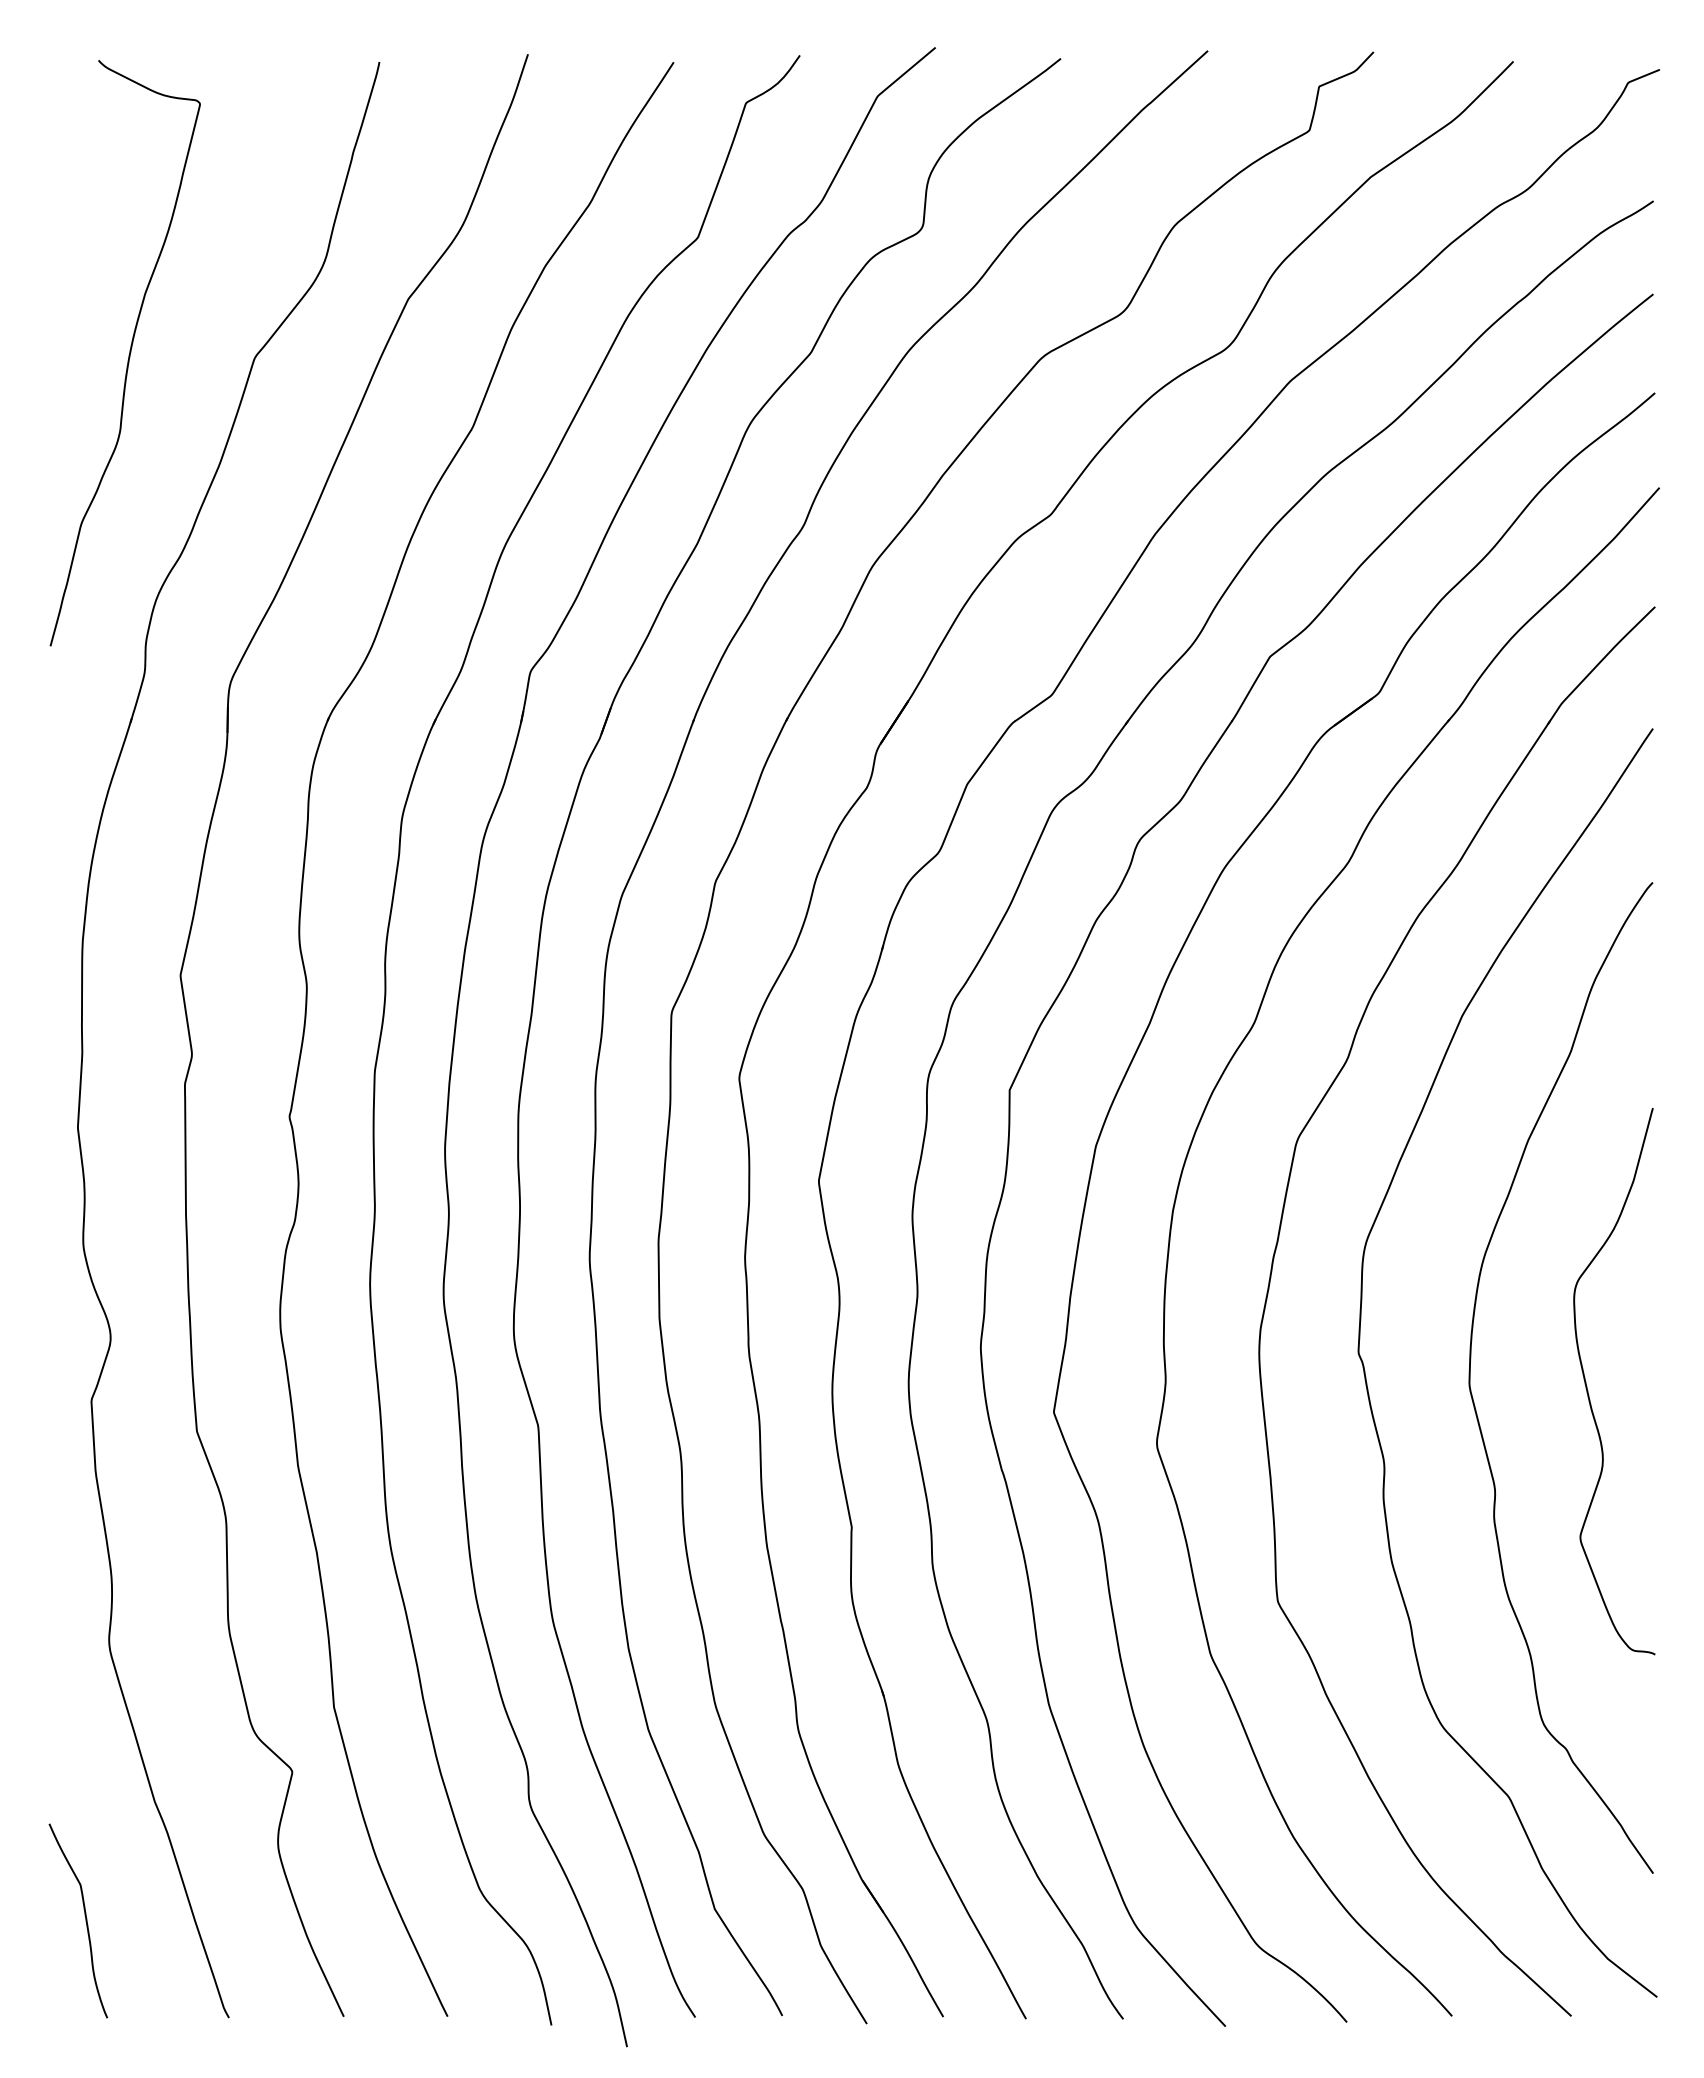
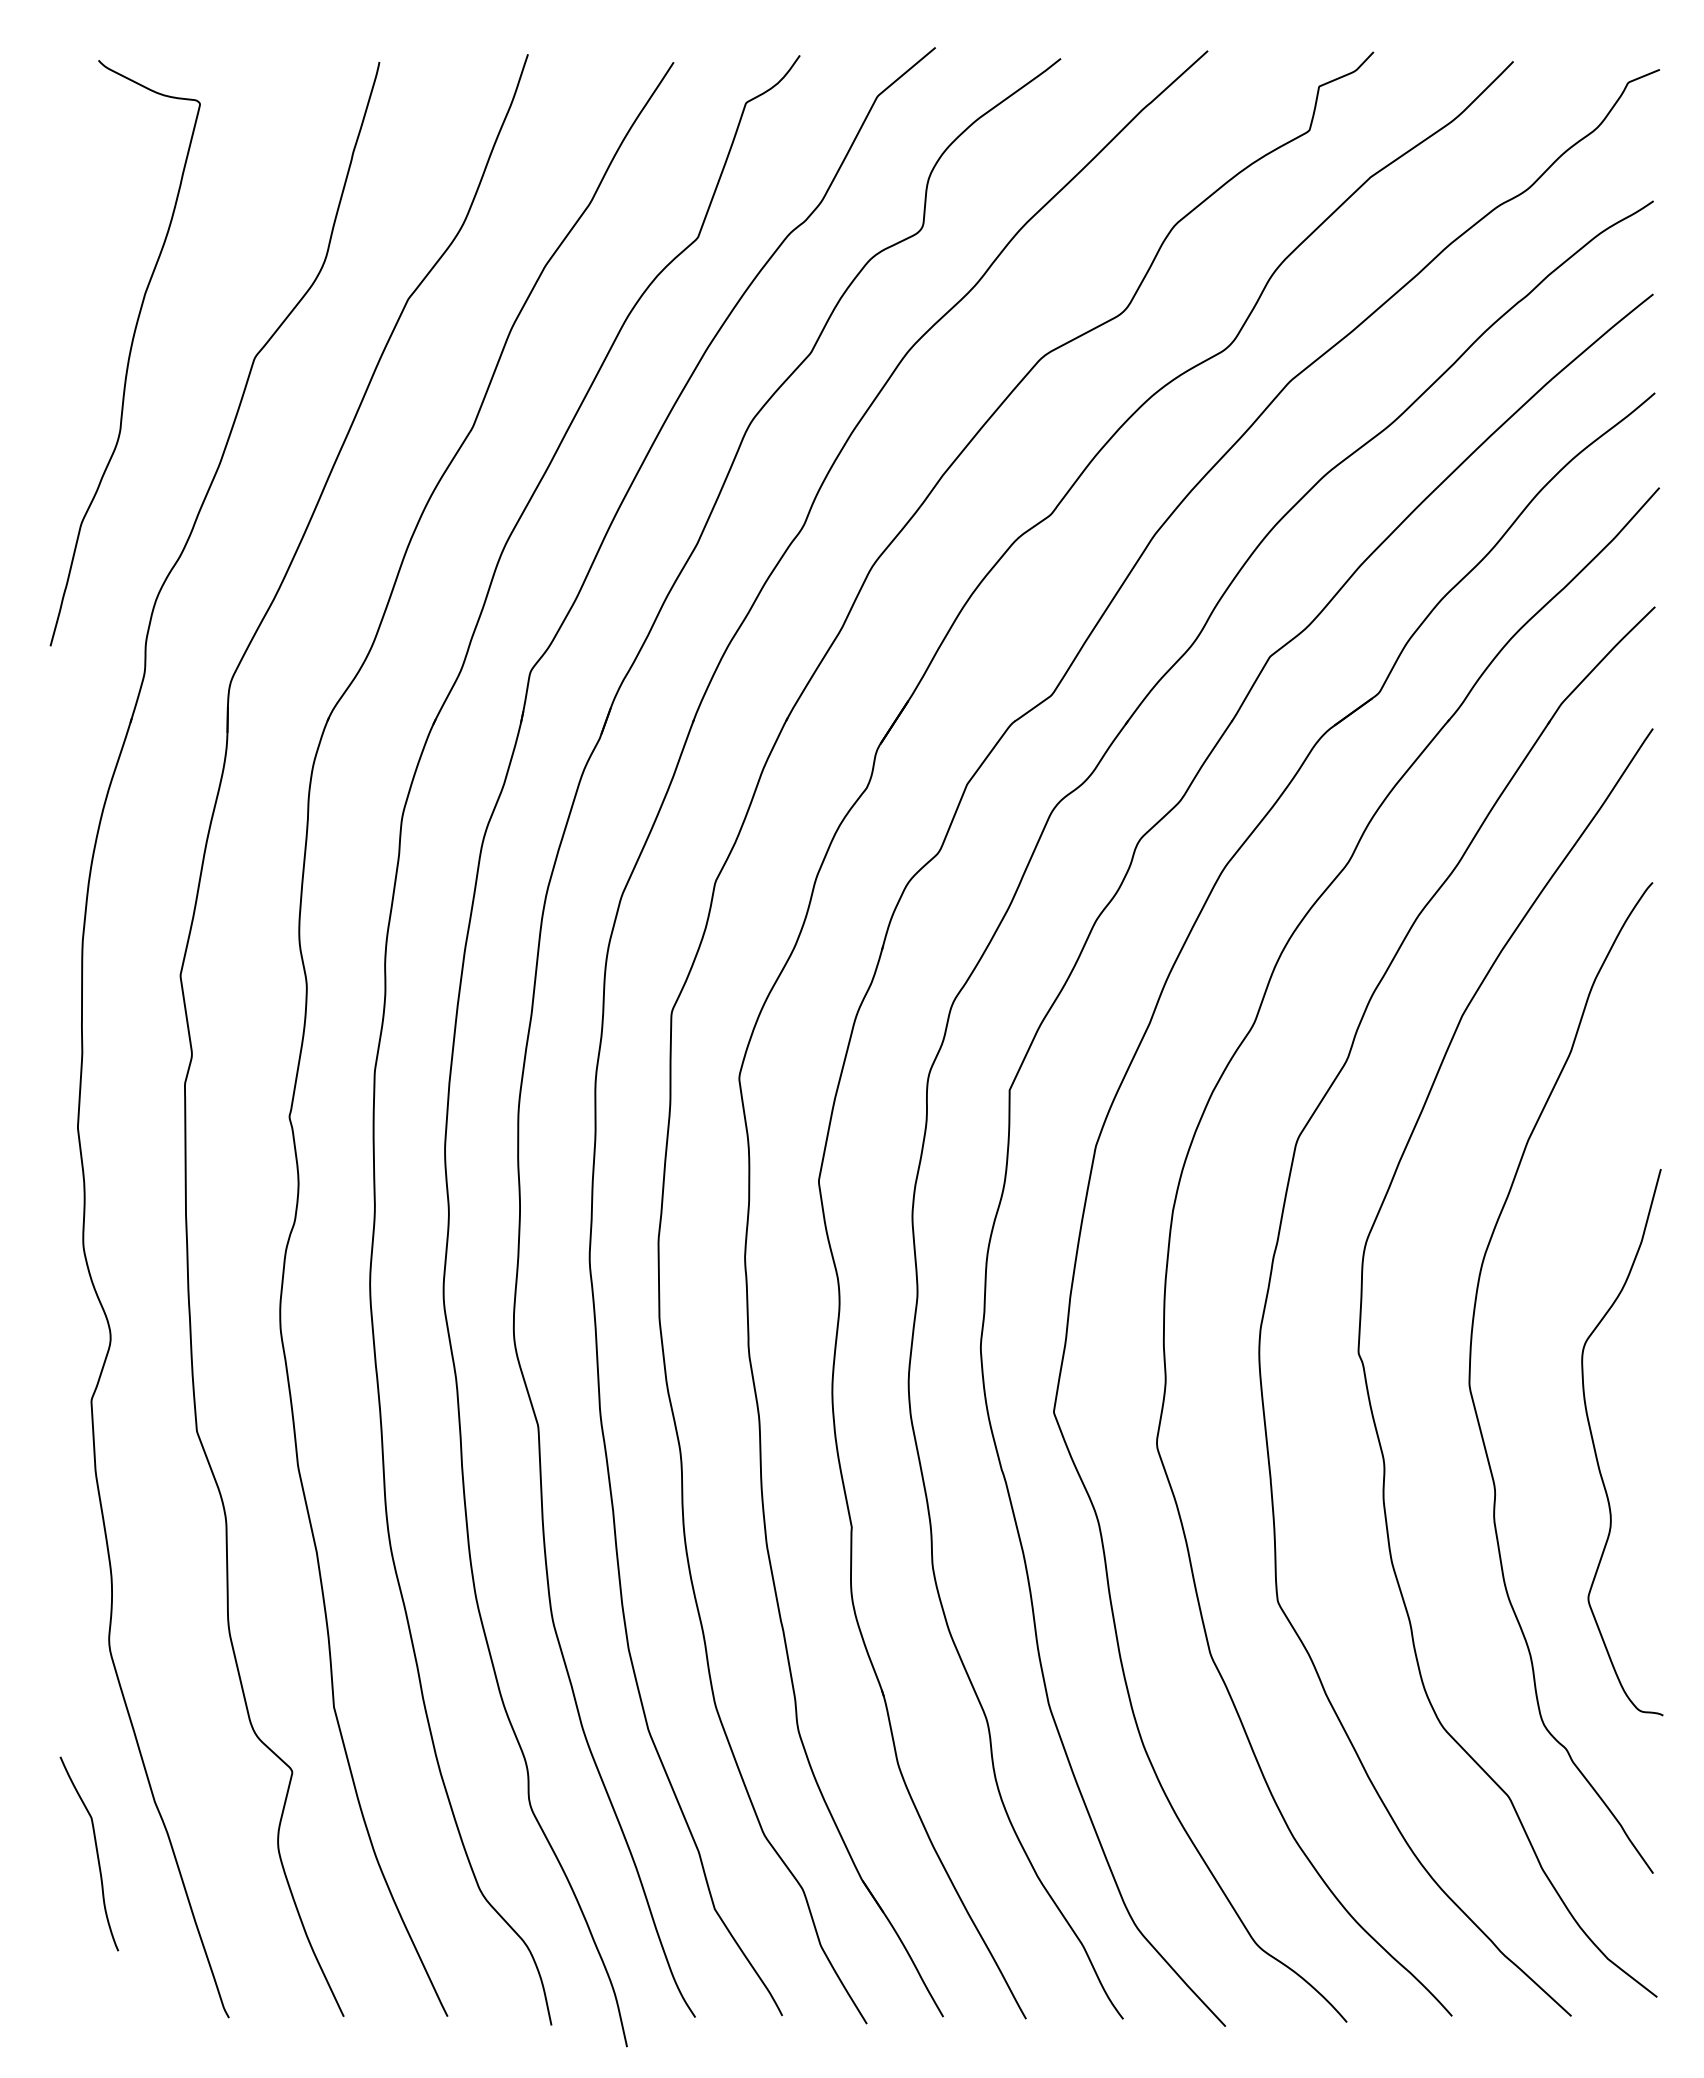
curve position: (1587, 1386) -> (1595, 1447) (1595, 1447)
curve position: (85, 1920) -> (96, 1853) (96, 1853)
